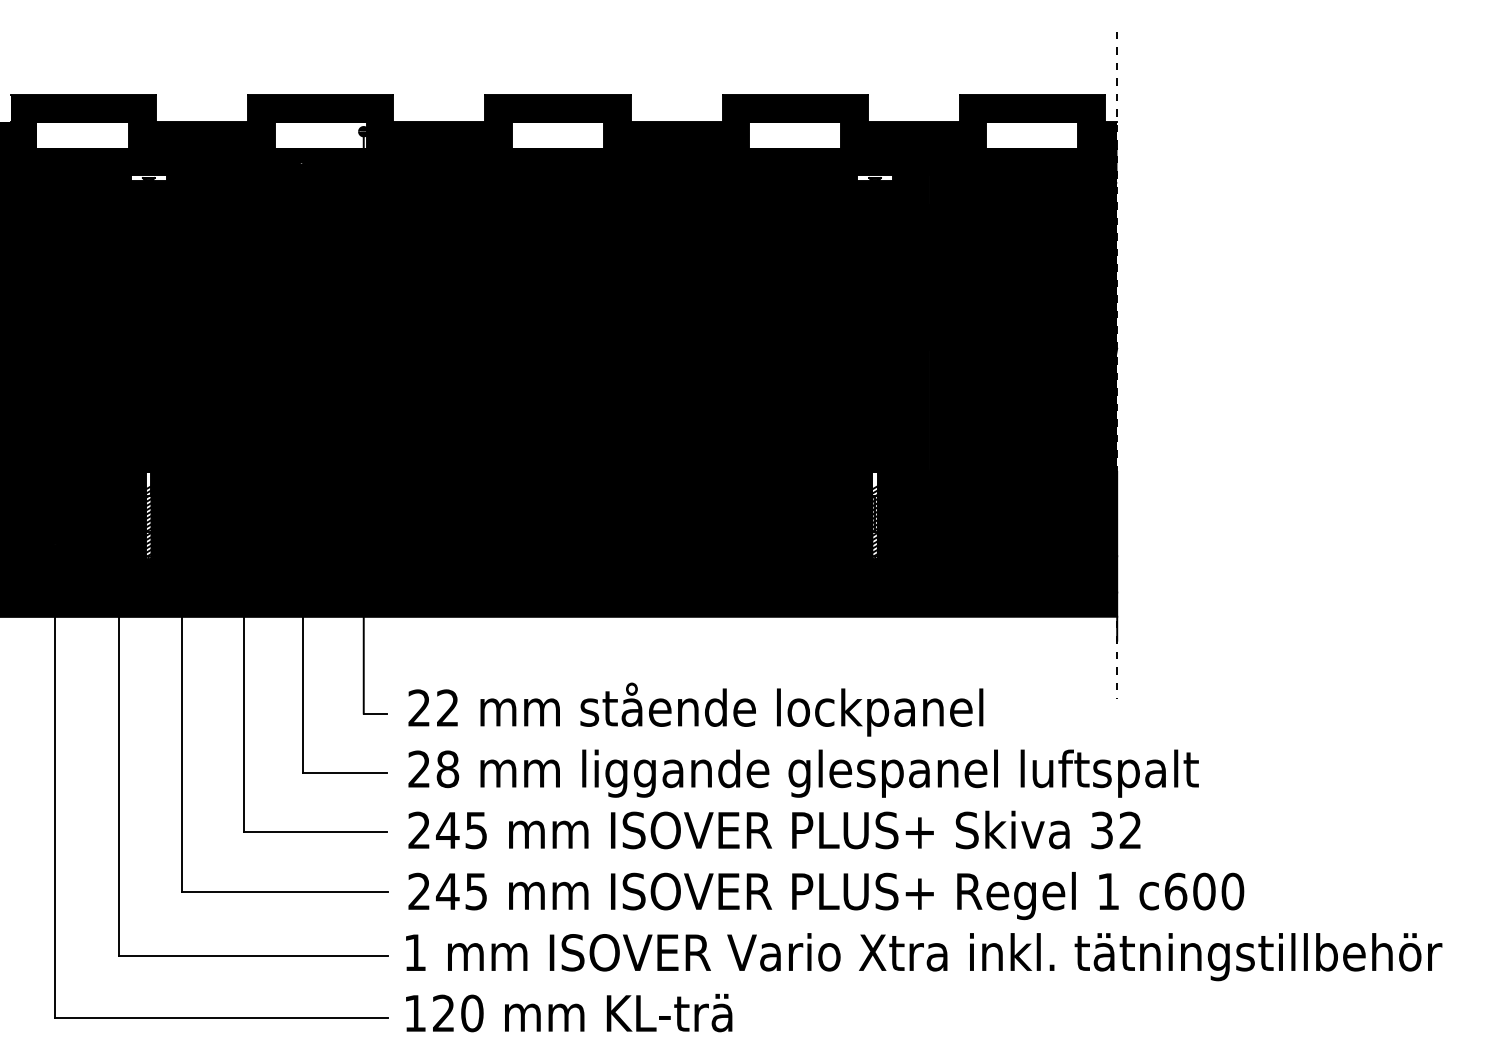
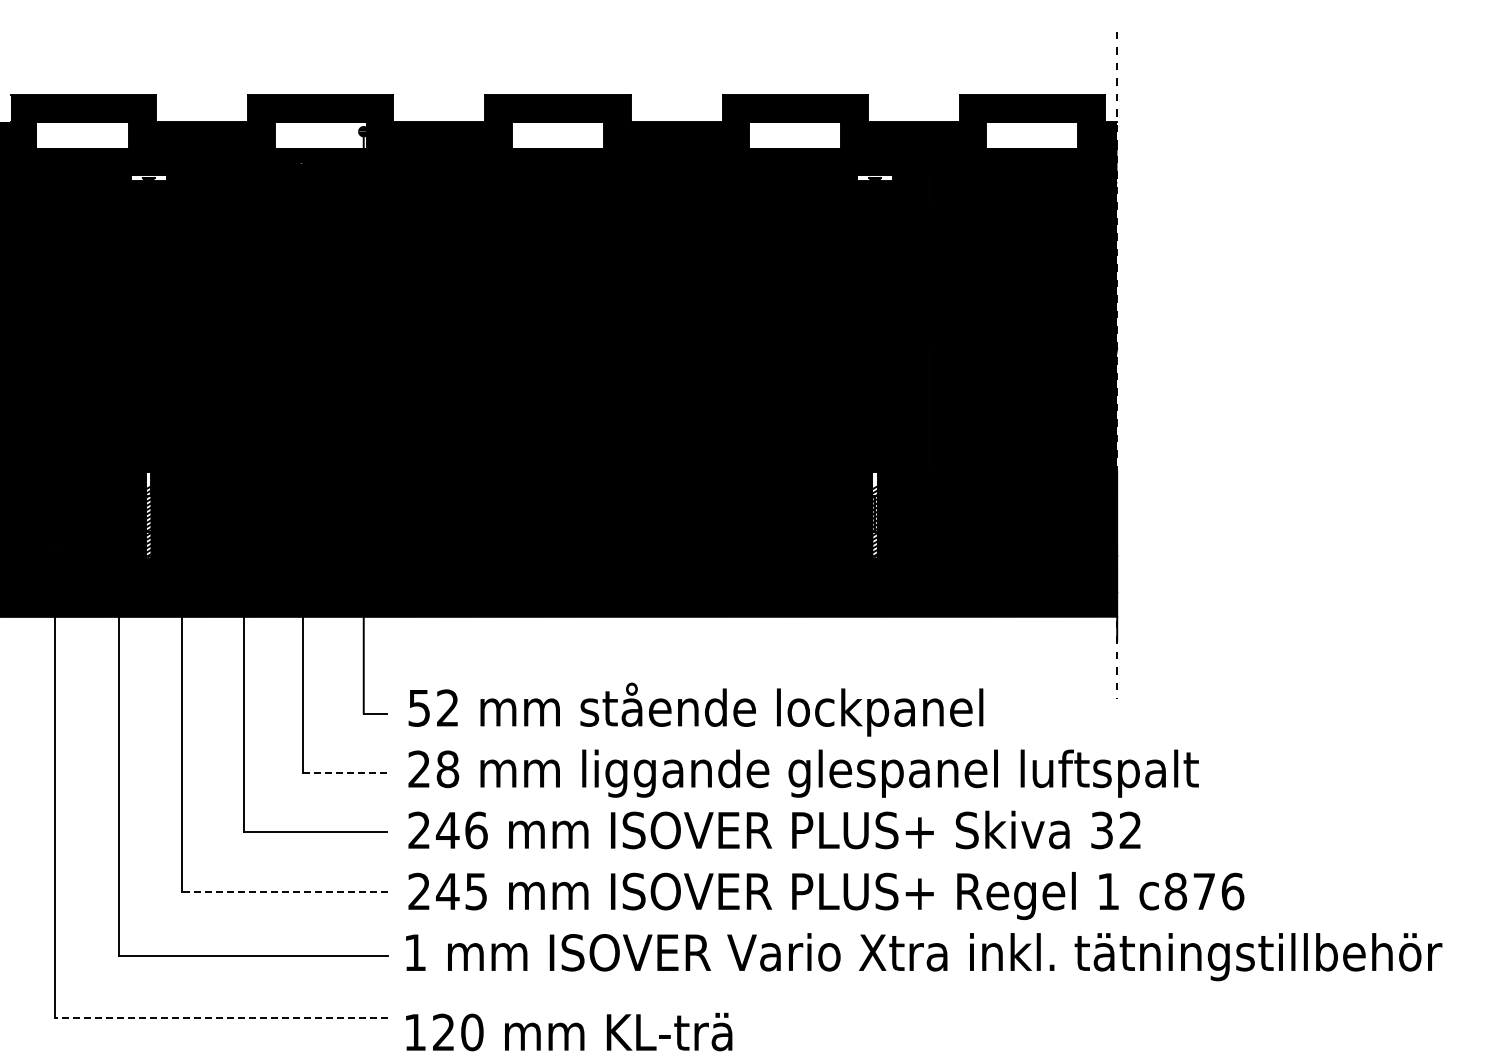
text: 22 -> 52 (418, 707)
line: solid -> dashed (344, 773)
text: 245 -> 246 (476, 830)
text: c600 -> c876 (1204, 891)
line: solid -> dashed (284, 892)
text position: (569, 1012) -> (569, 1031) (569, 1031)
line: solid -> dashed (220, 1018)
